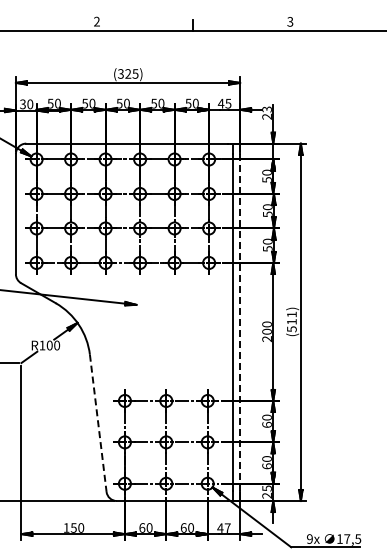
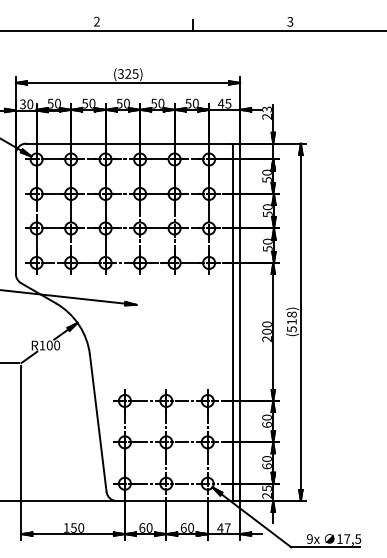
text: (511) -> (518) (291, 314)
line: dashed -> solid (240, 322)
line: dashed -> solid (98, 423)
